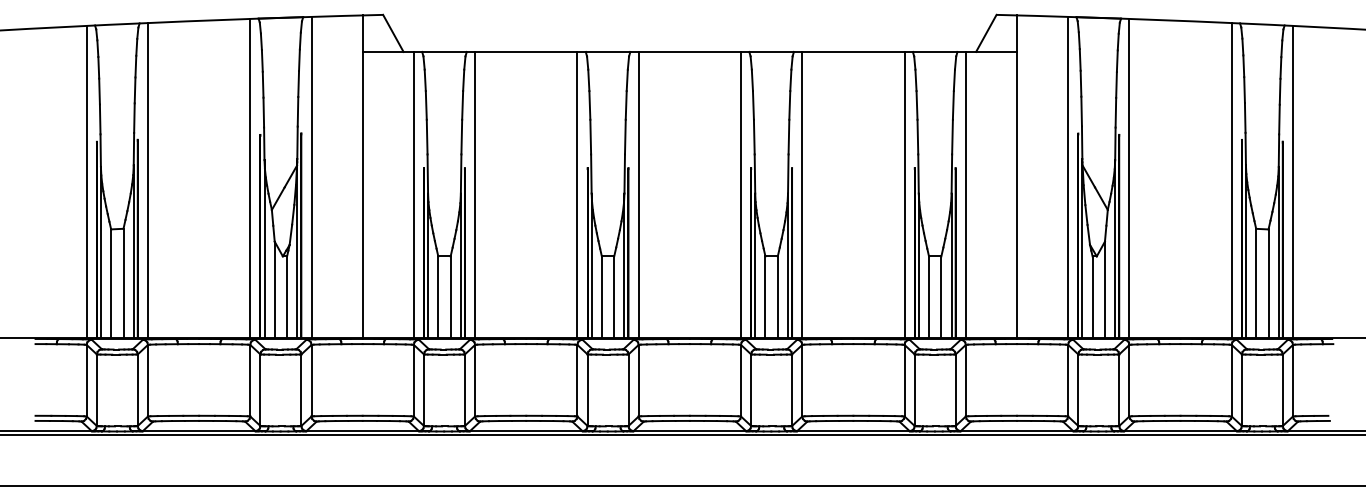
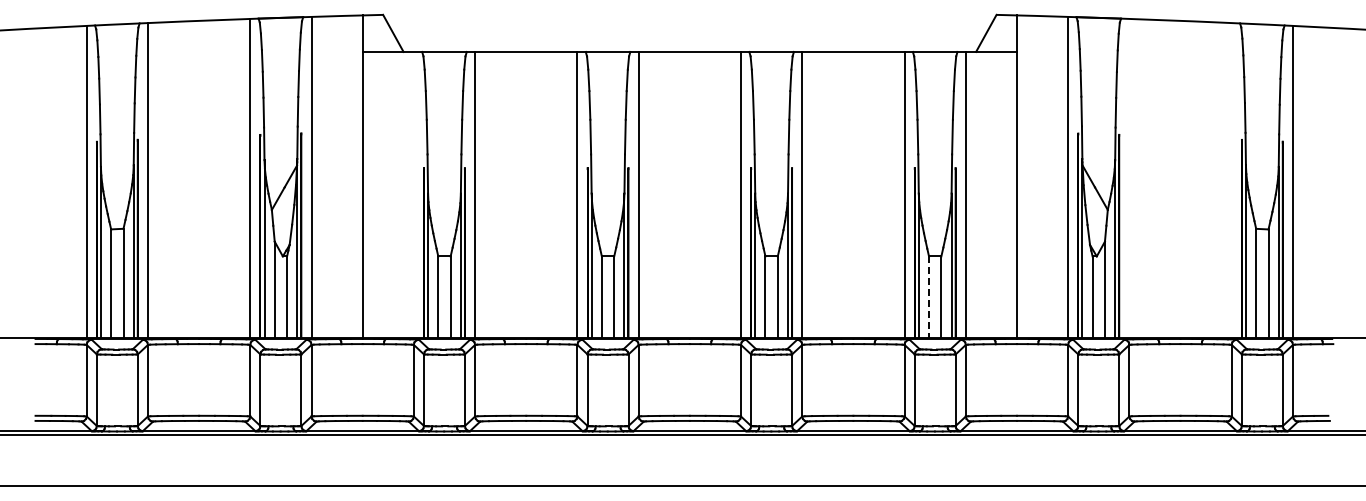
line: present -> none (1129, 178)
line: present -> none (1231, 180)
line: present -> none (413, 194)
line: solid -> dashed (929, 297)
